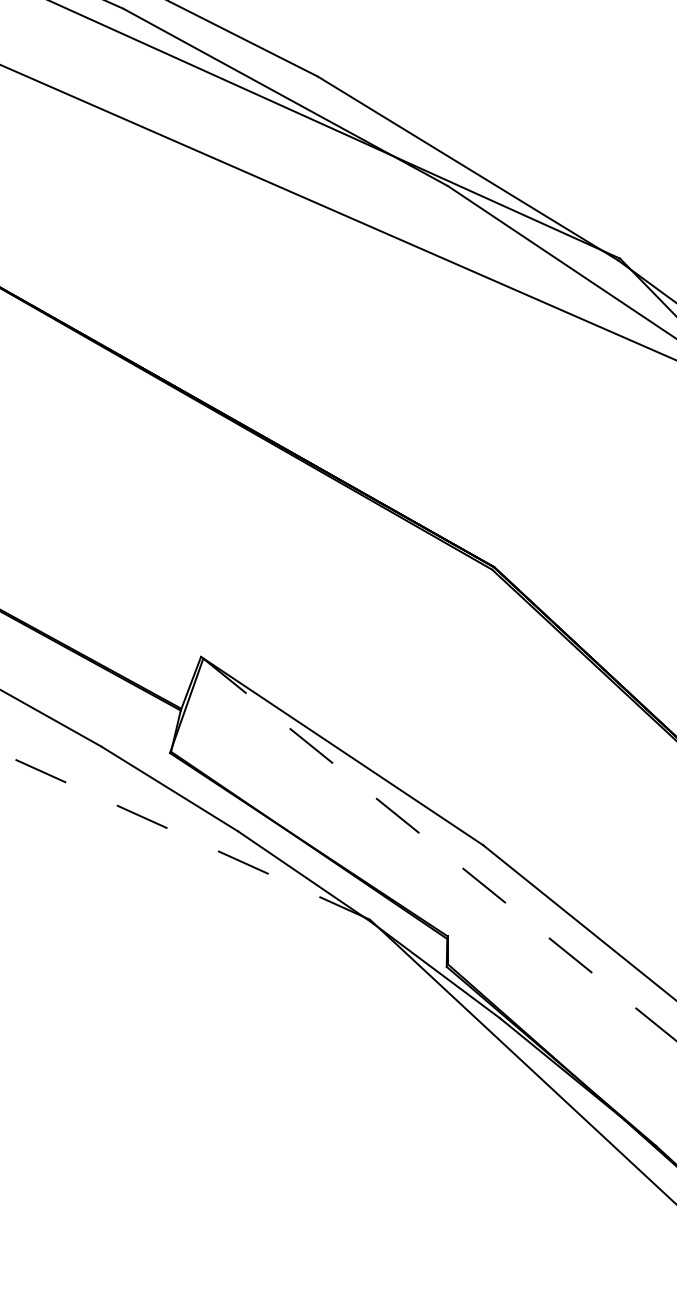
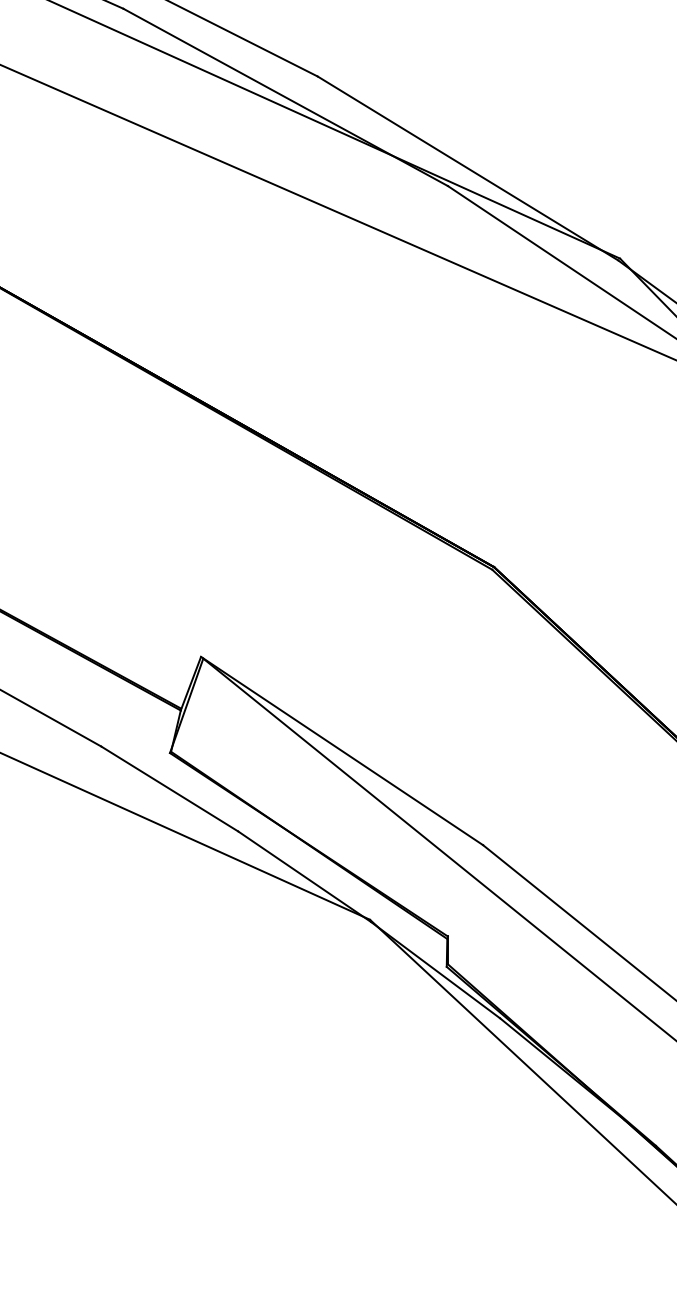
line: dashed -> solid (185, 836)
line: dashed -> solid (440, 850)
